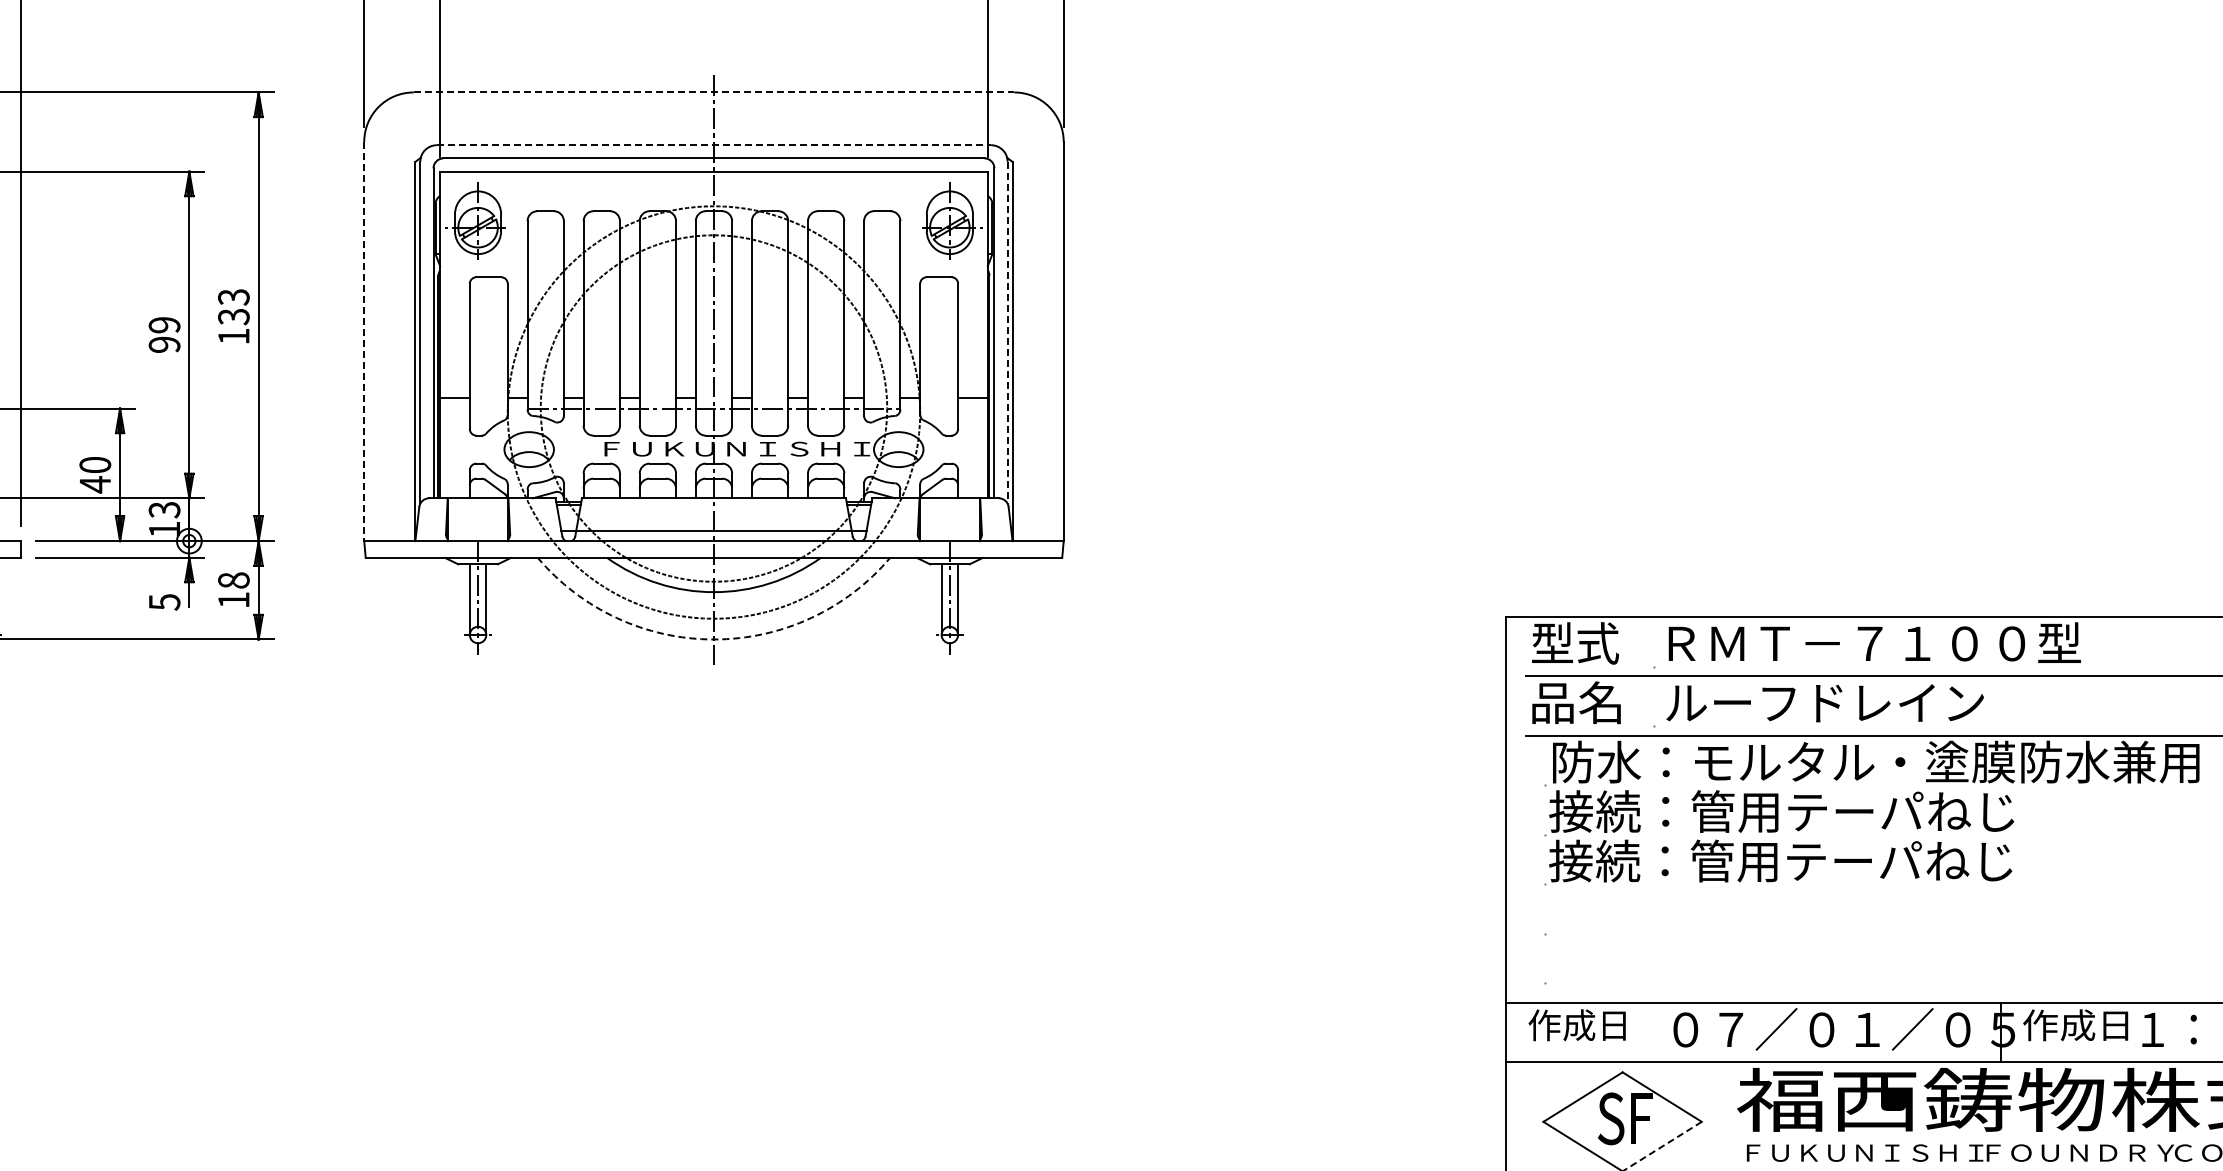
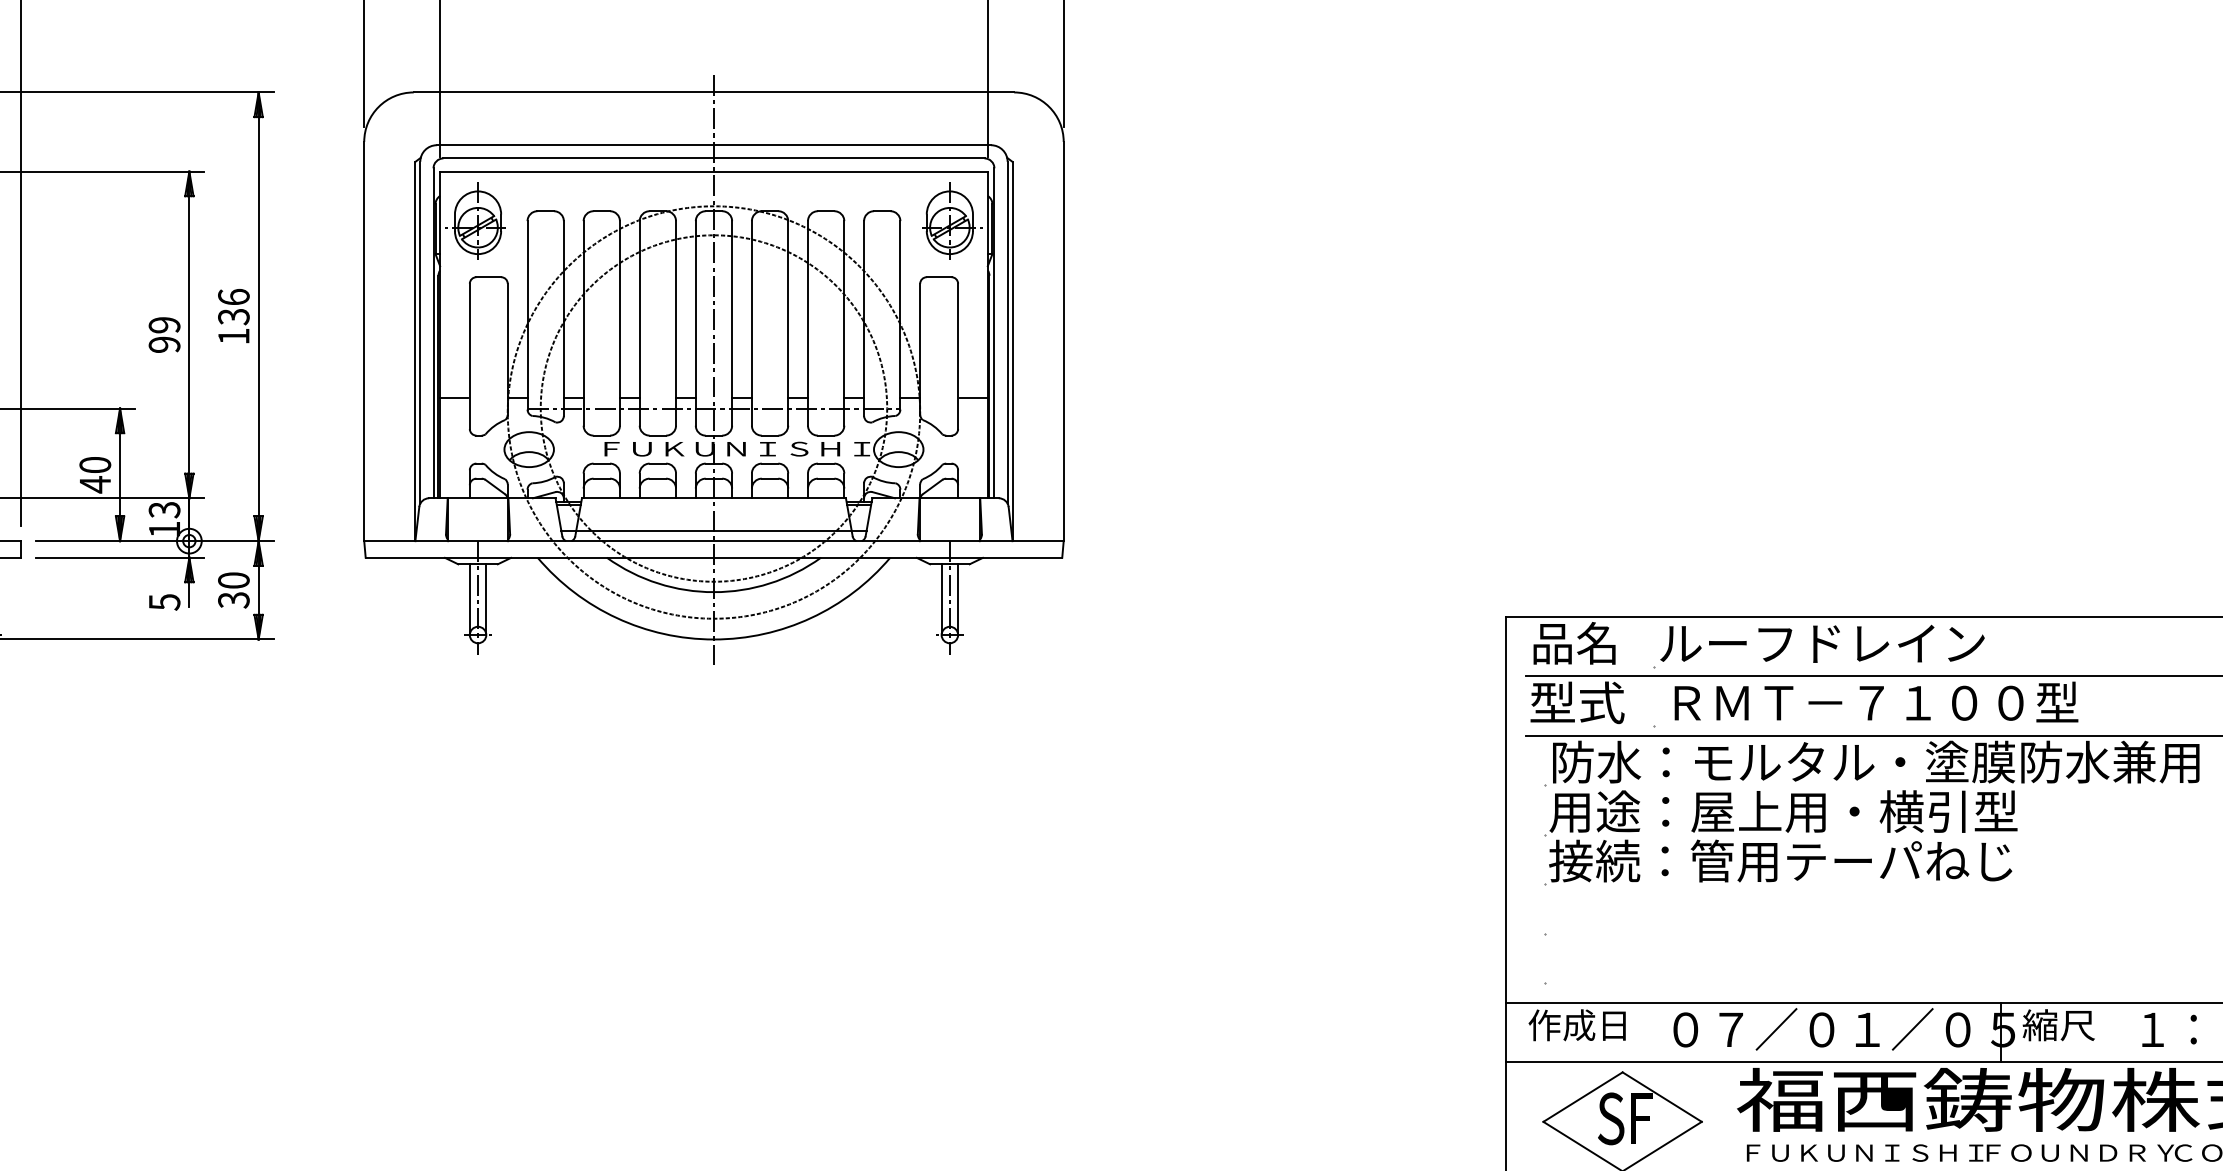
line: dashed -> solid (714, 92)
line: dashed -> solid (714, 145)
text: 133 -> 136 (233, 296)
line: dashed -> solid (1007, 332)
line: dashed -> solid (364, 341)
text: 18 -> 30 (233, 590)
arc: dashed -> solid (713, 639)
text: ＲＭＴ－７１００型 -> ルーフドレイン (1870, 642)
text: 型式 -> 品名 (1575, 643)
text: ルーフドレイン -> ＲＭＴ－７１００型 (1872, 701)
text: 品名 -> 型式 (1577, 702)
text: 接続：管用テーパねじ -> 用途：屋上用・横引型 (1783, 811)
text: 作成日 -> 縮尺 (2075, 1025)
line: dashed -> solid (1662, 1146)
